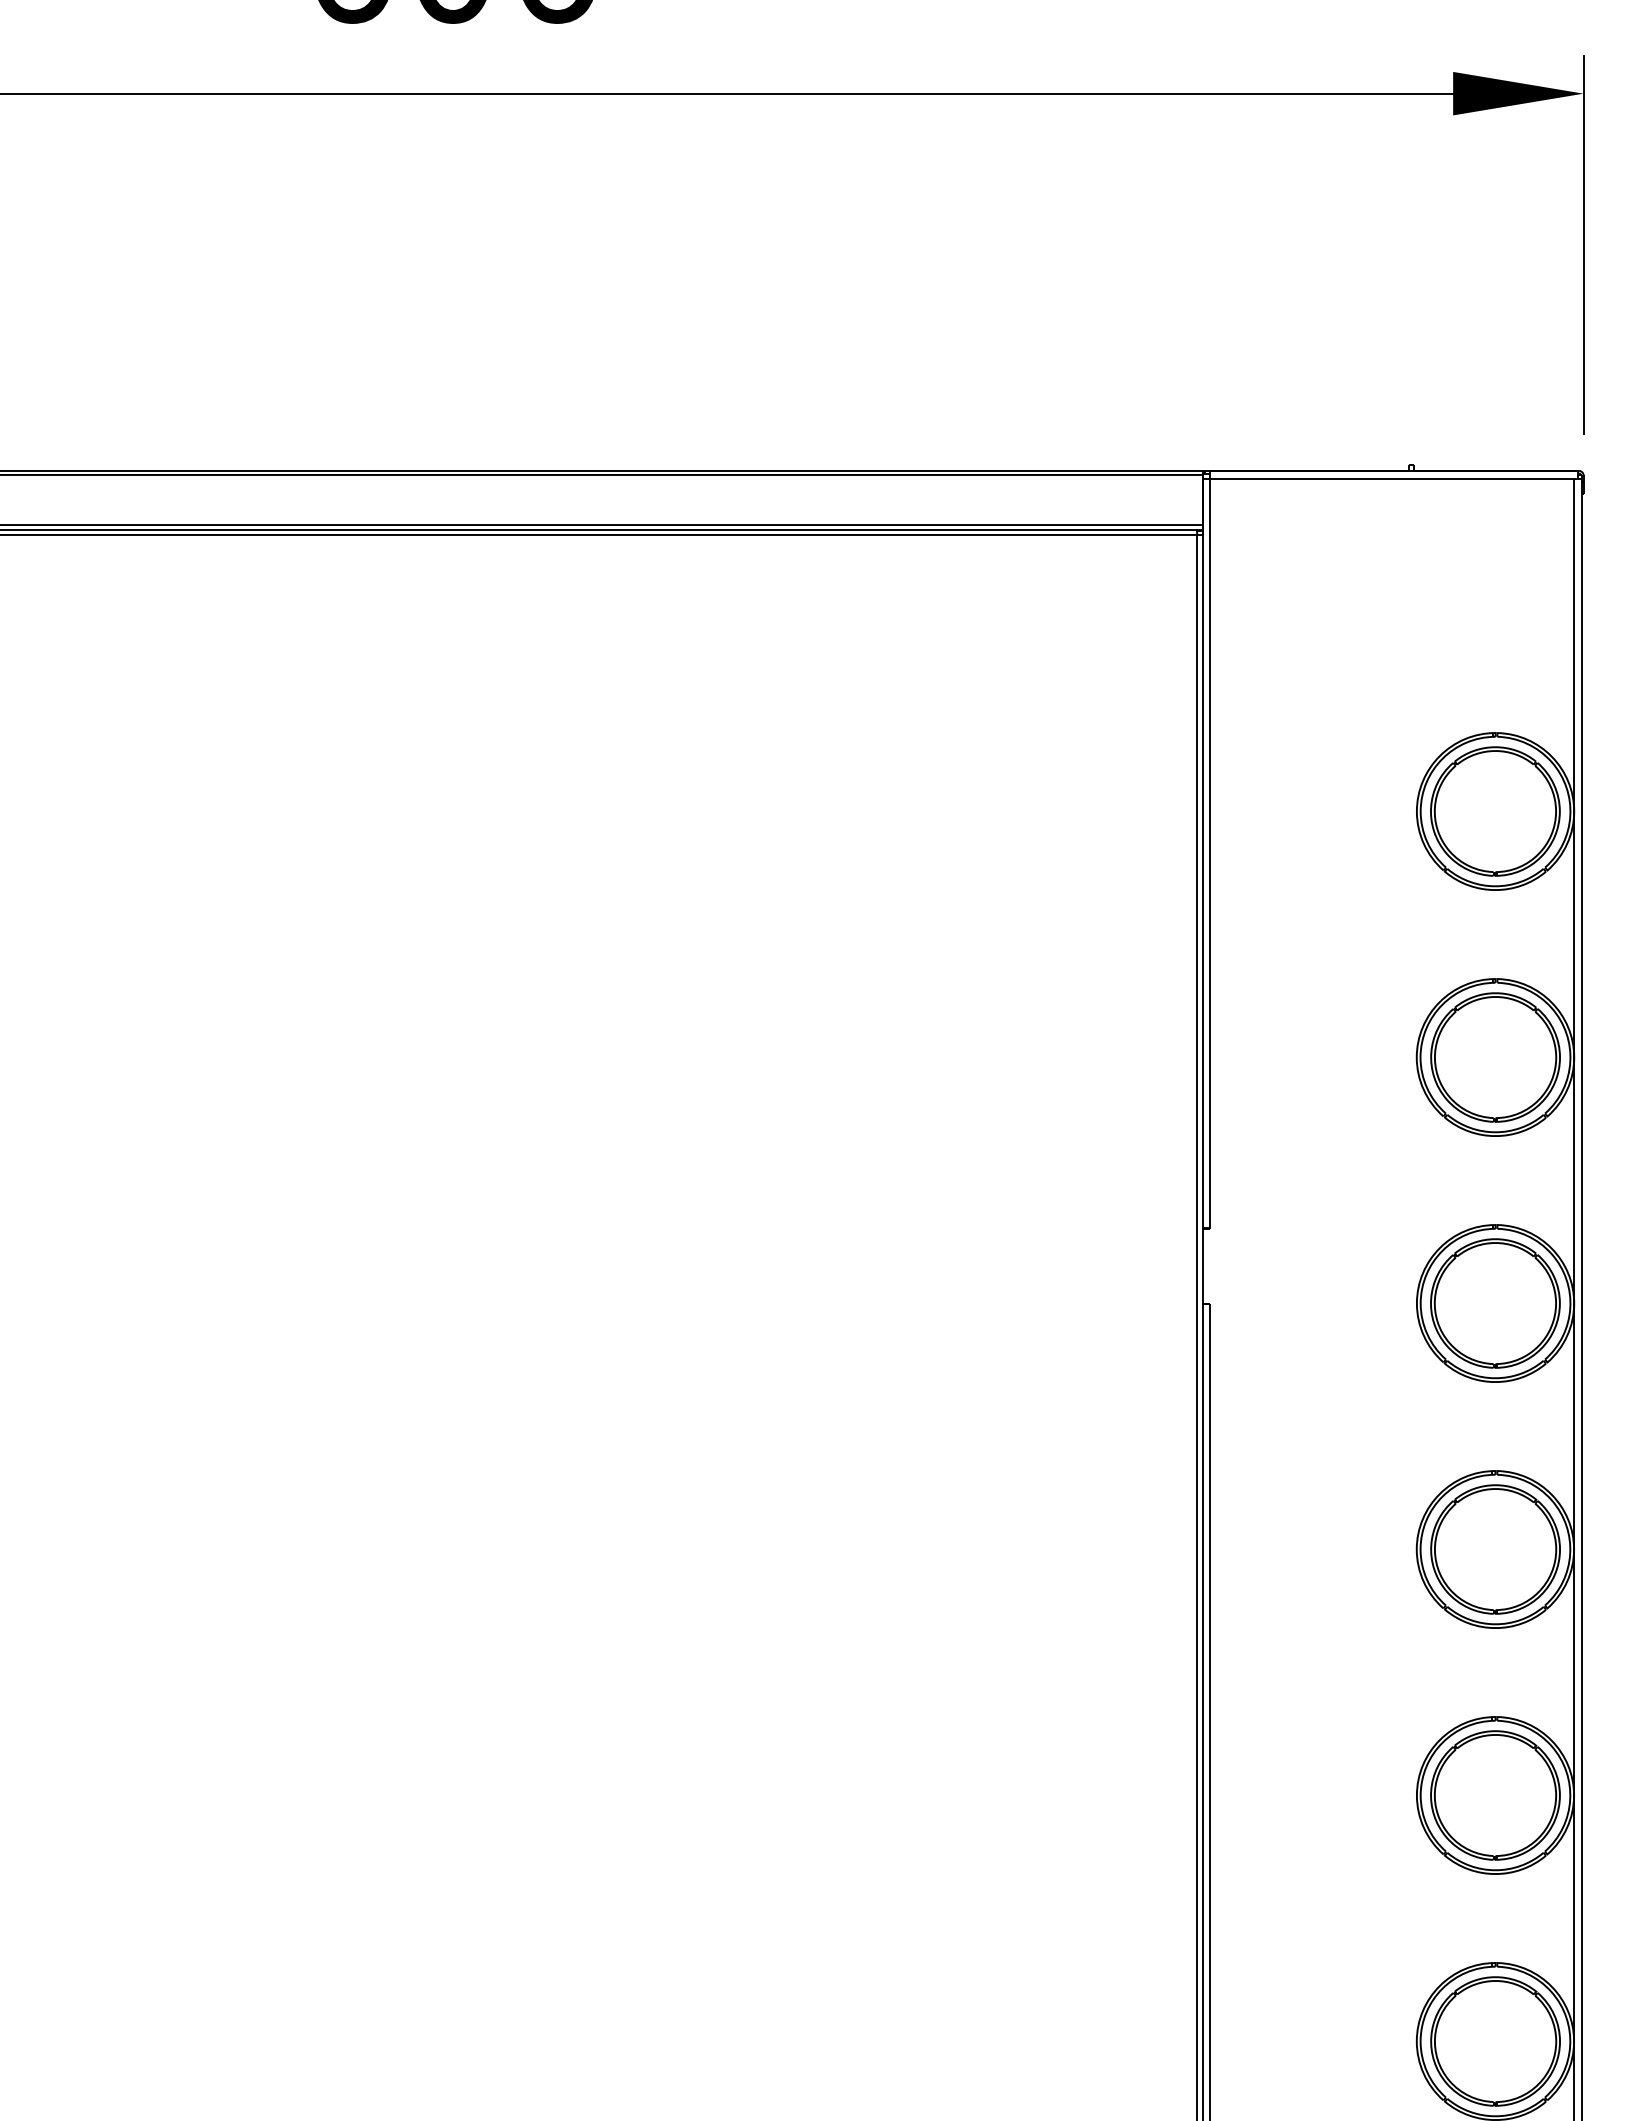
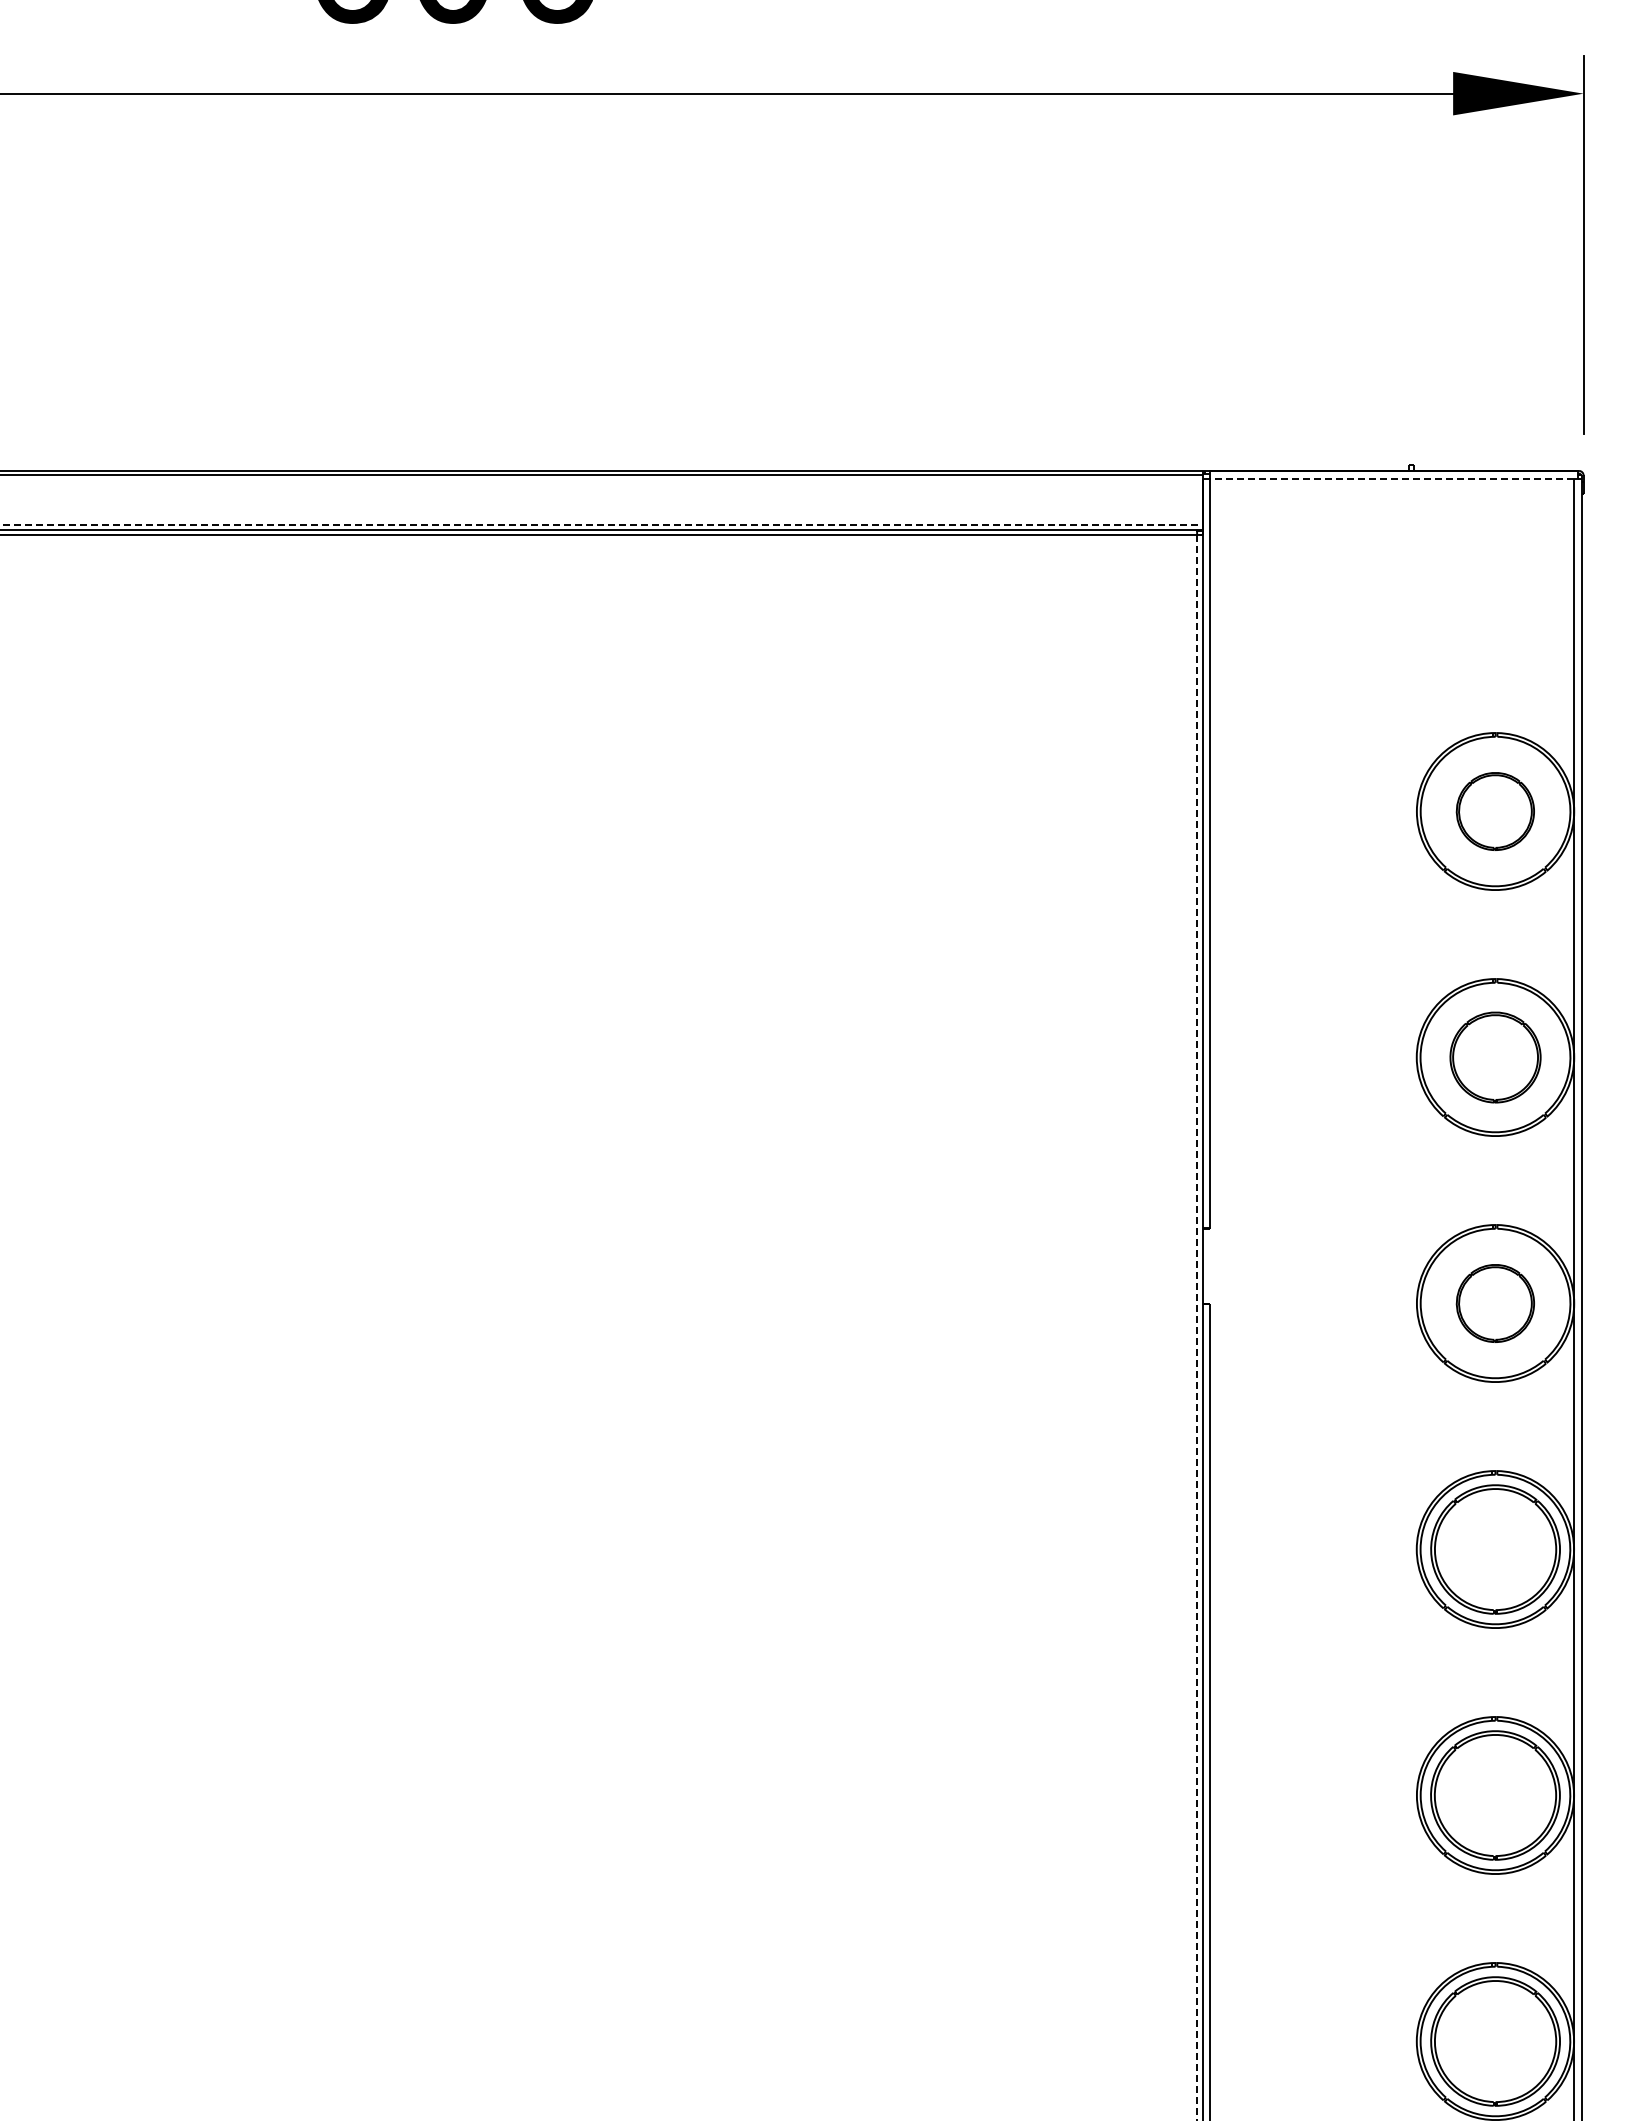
line: solid -> dashed (1392, 478)
line: solid -> dashed (601, 525)
part size: 131x131 px -> 80x79 px (1494, 811)
part size: 131x131 px -> 93x93 px (1495, 1057)
part size: 131x131 px -> 80x79 px (1494, 1303)
line: solid -> dashed (1197, 1328)
